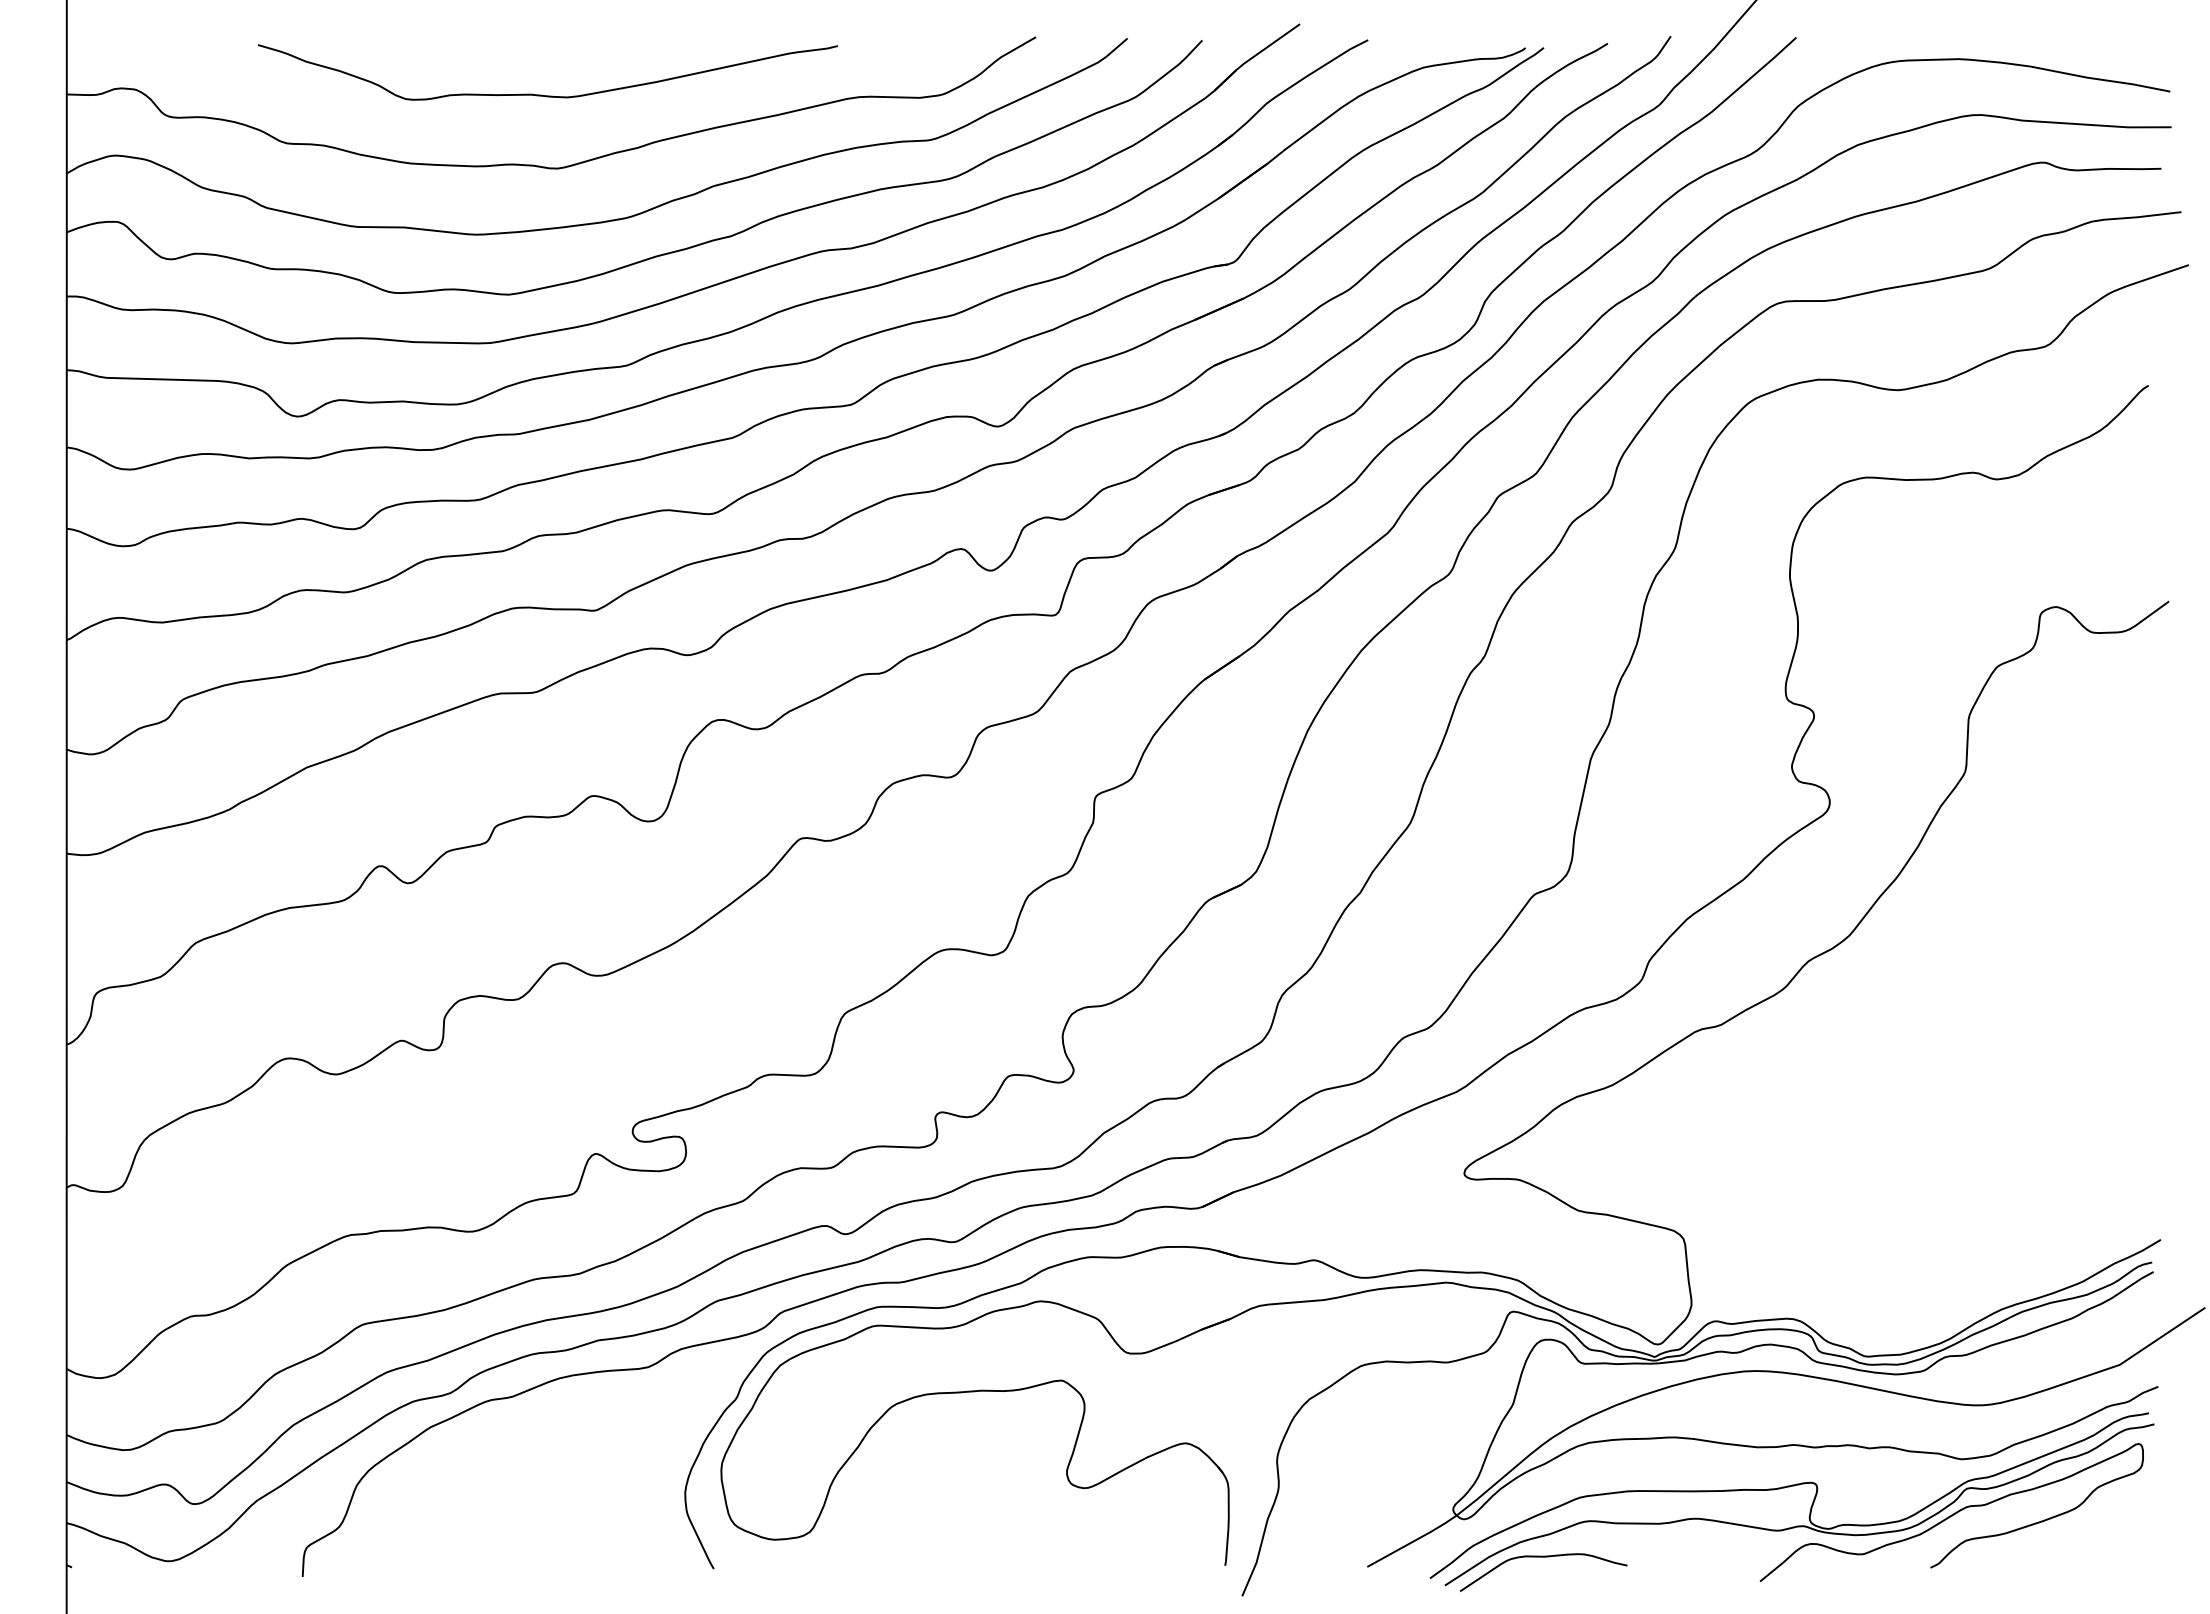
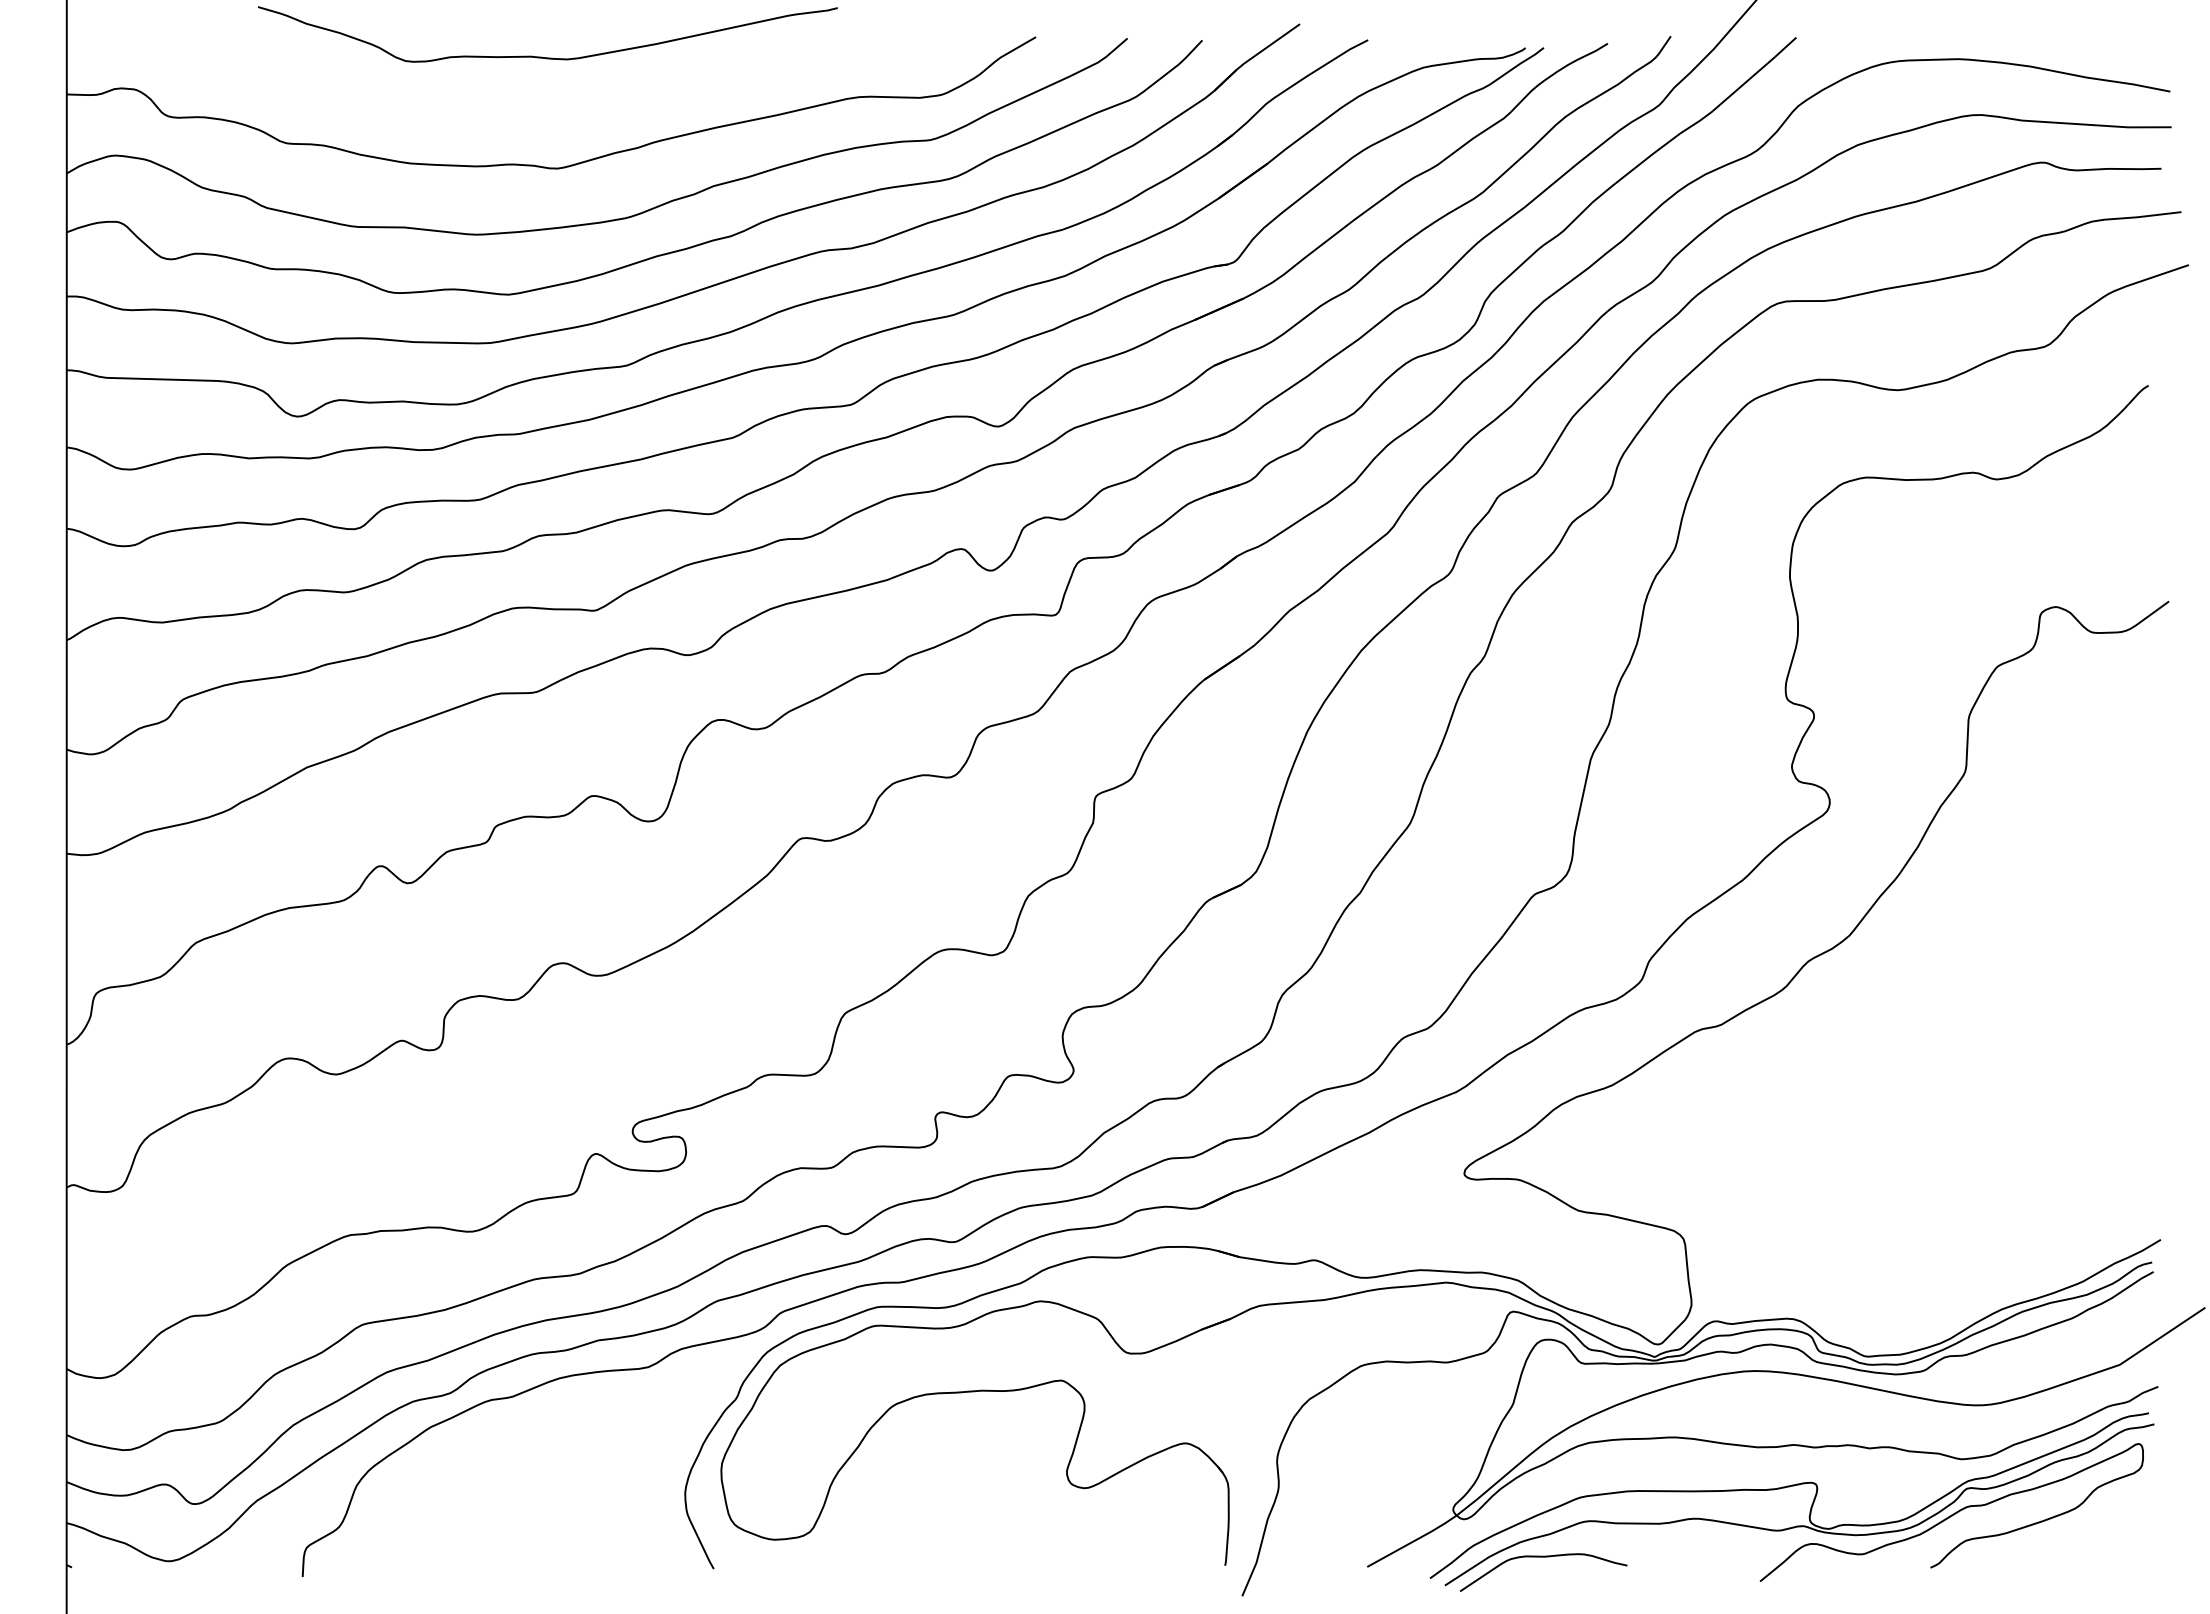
curve position: (542, 94) -> (542, 56) (542, 56)
